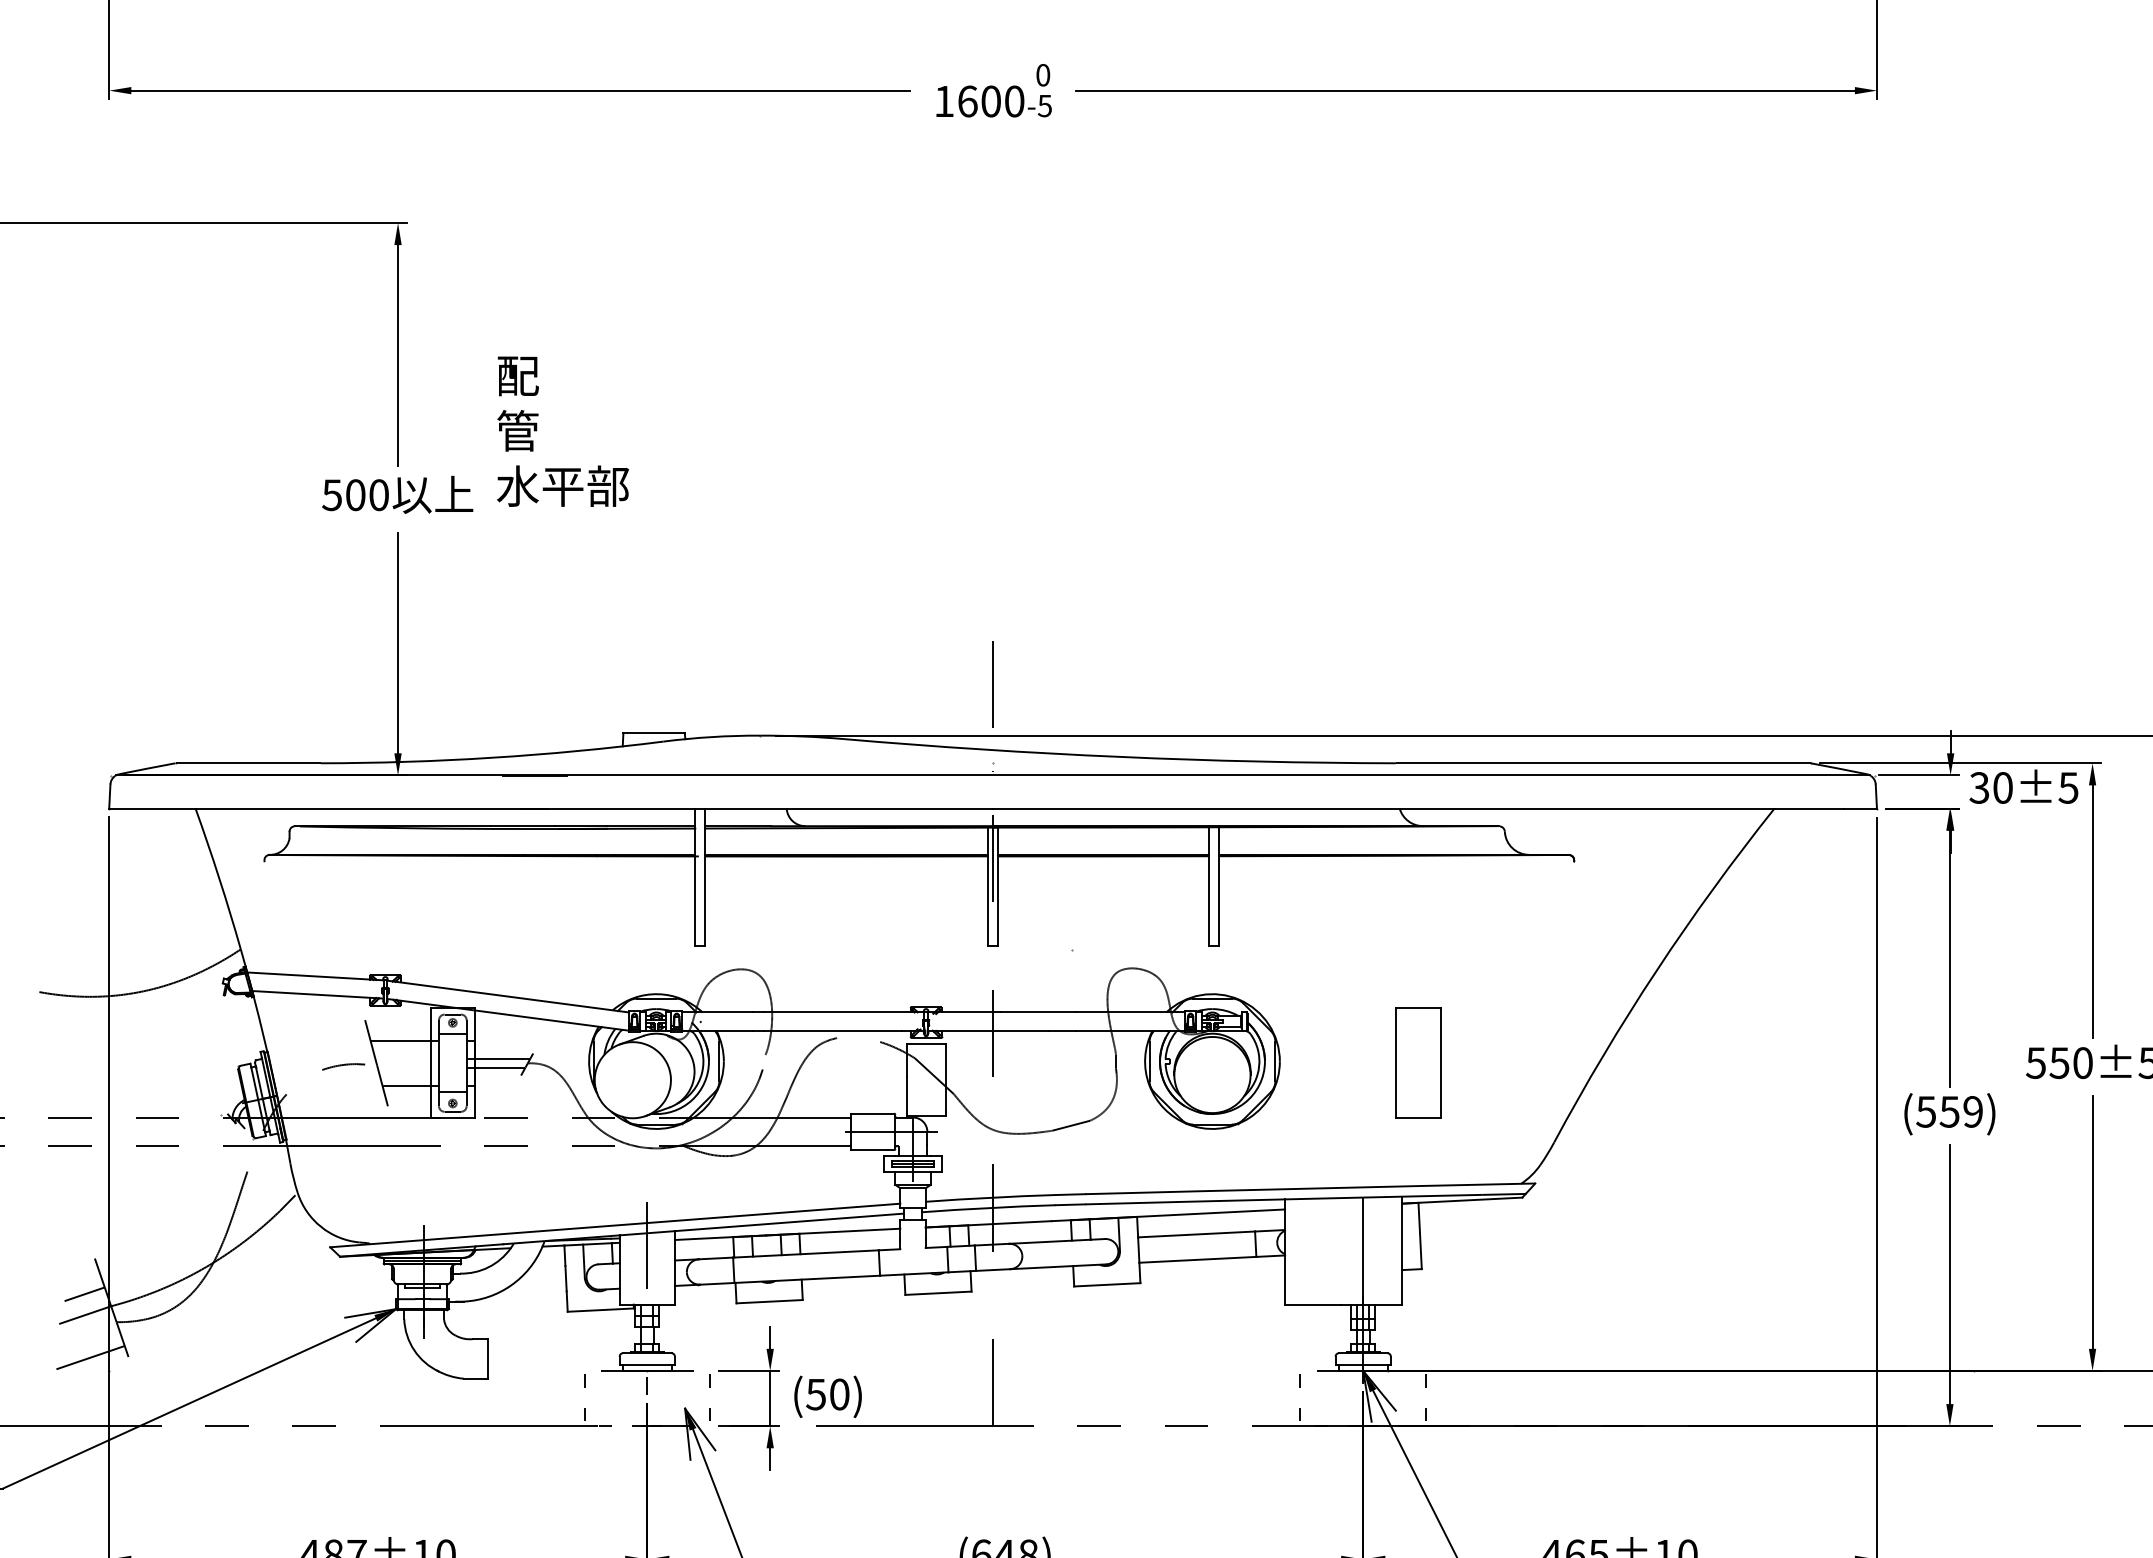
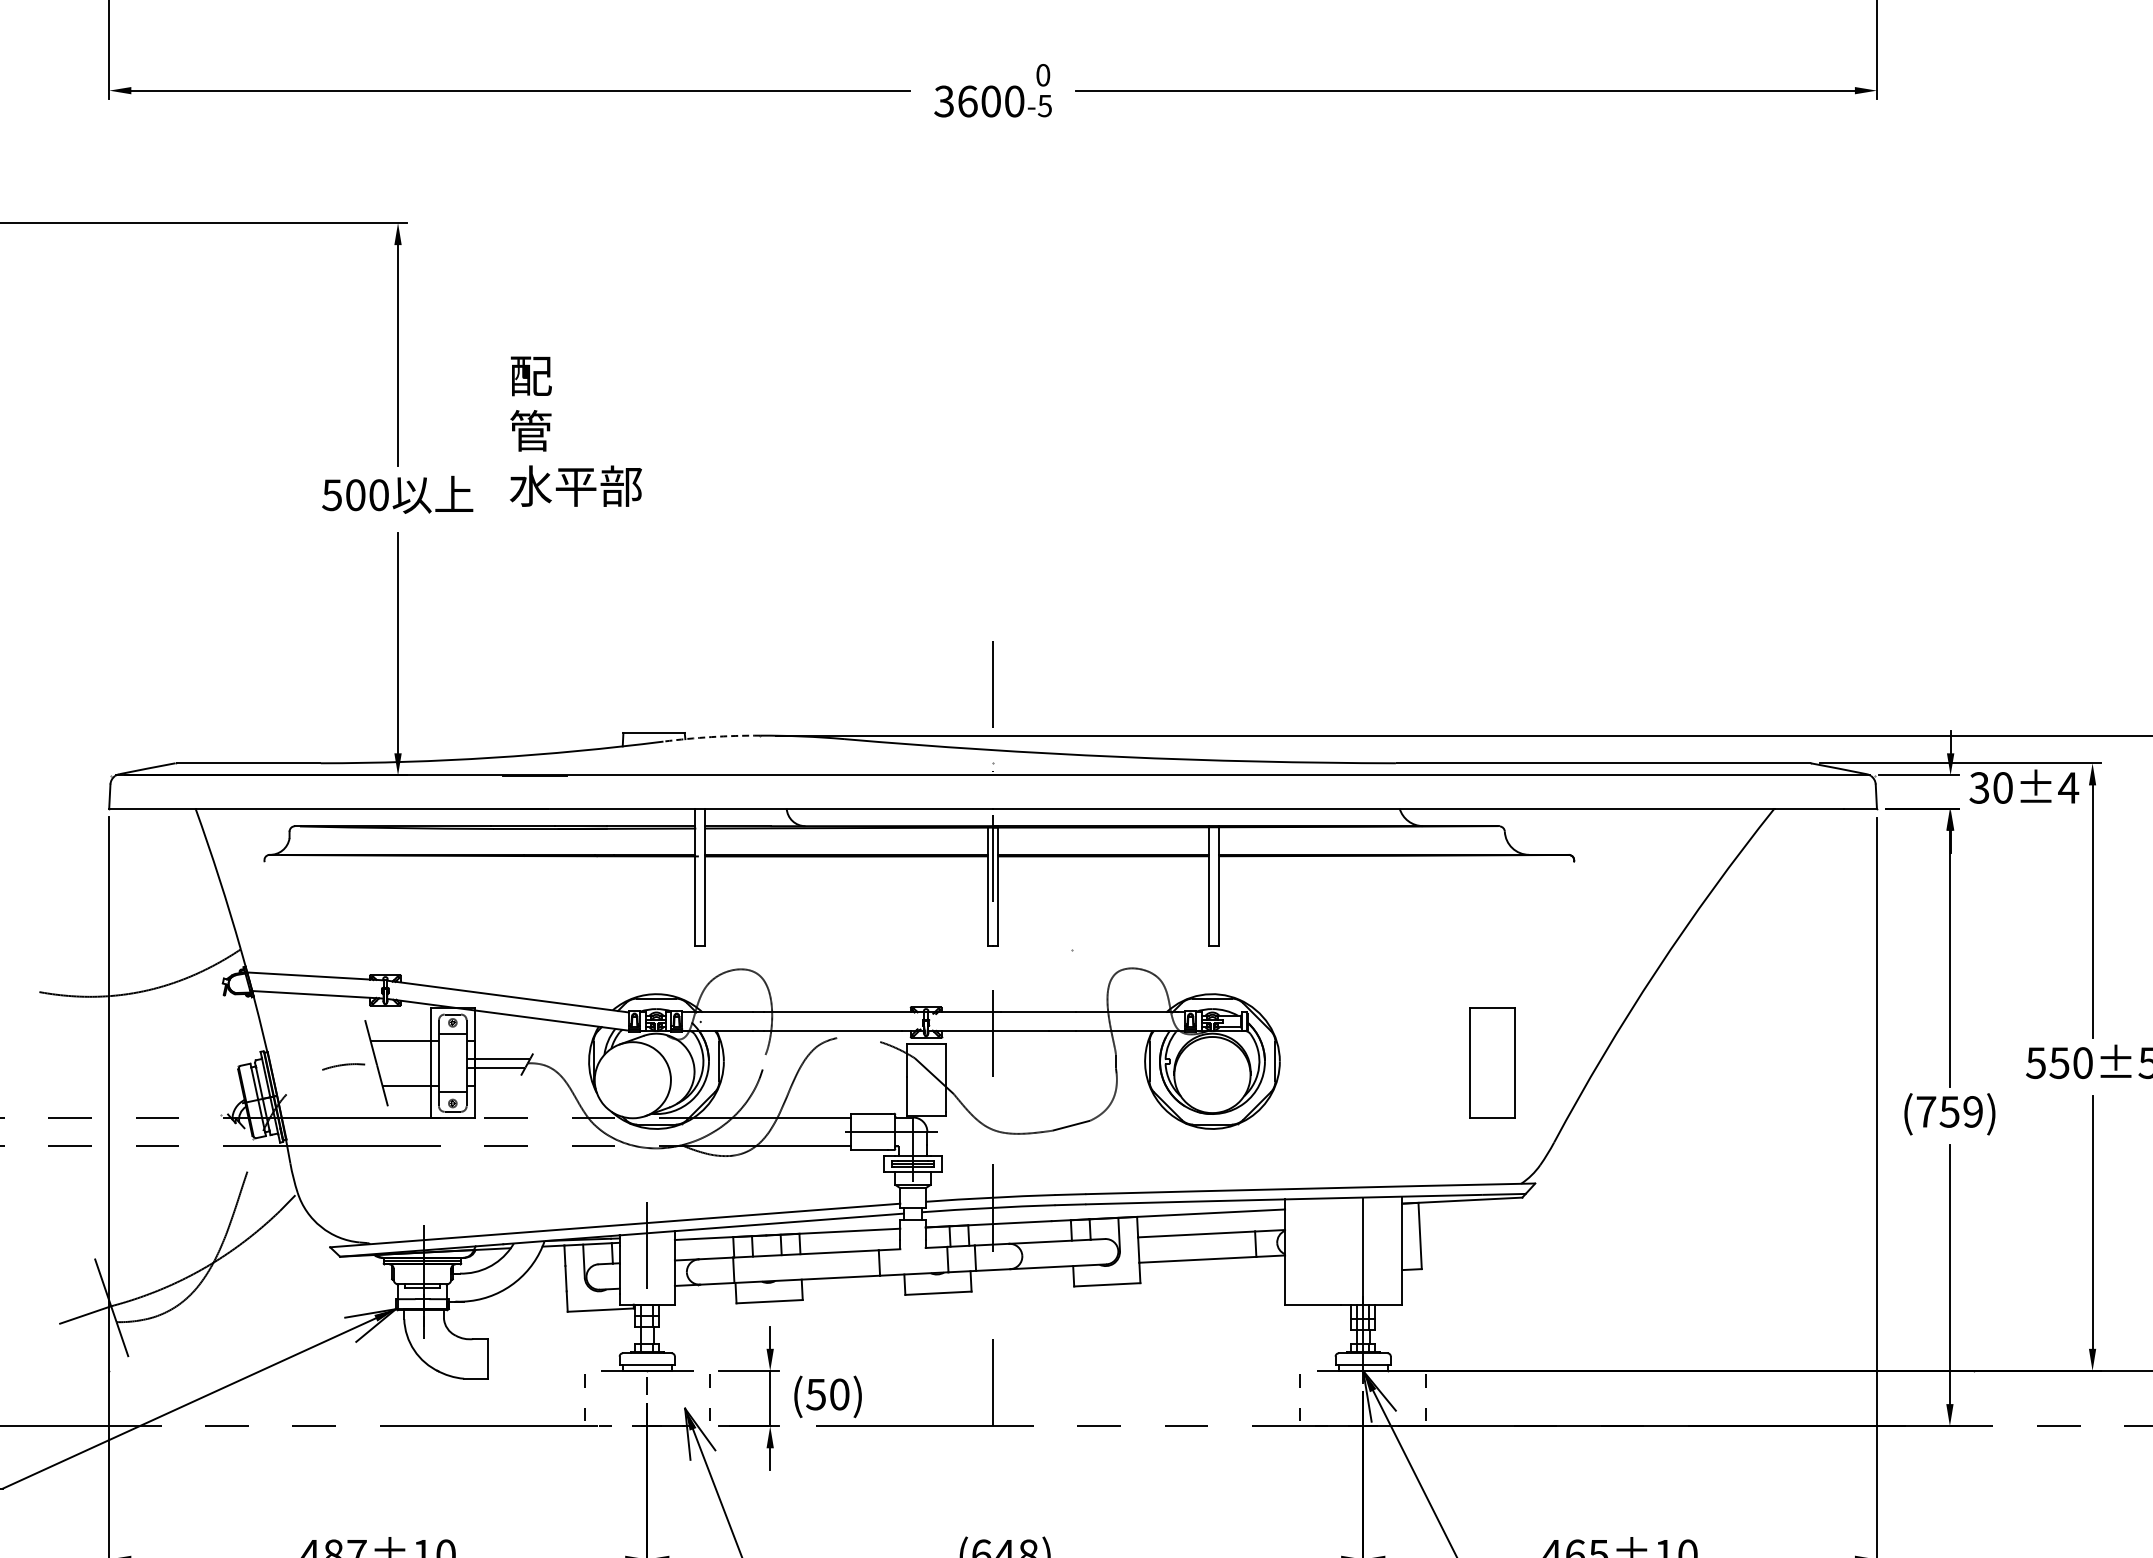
text: 1600 -> 3600 (943, 101)
text position: (562, 431) -> (575, 431) (575, 431)
arc: solid -> dashed (711, 737)
text: 30±5 -> 30±4 (2068, 787)
part position: (1418, 1062) -> (1492, 1062) (1492, 1062)
text: (559) -> (759) (1926, 1111)
line: present -> none (84, 1294)
line: present -> none (90, 1357)
